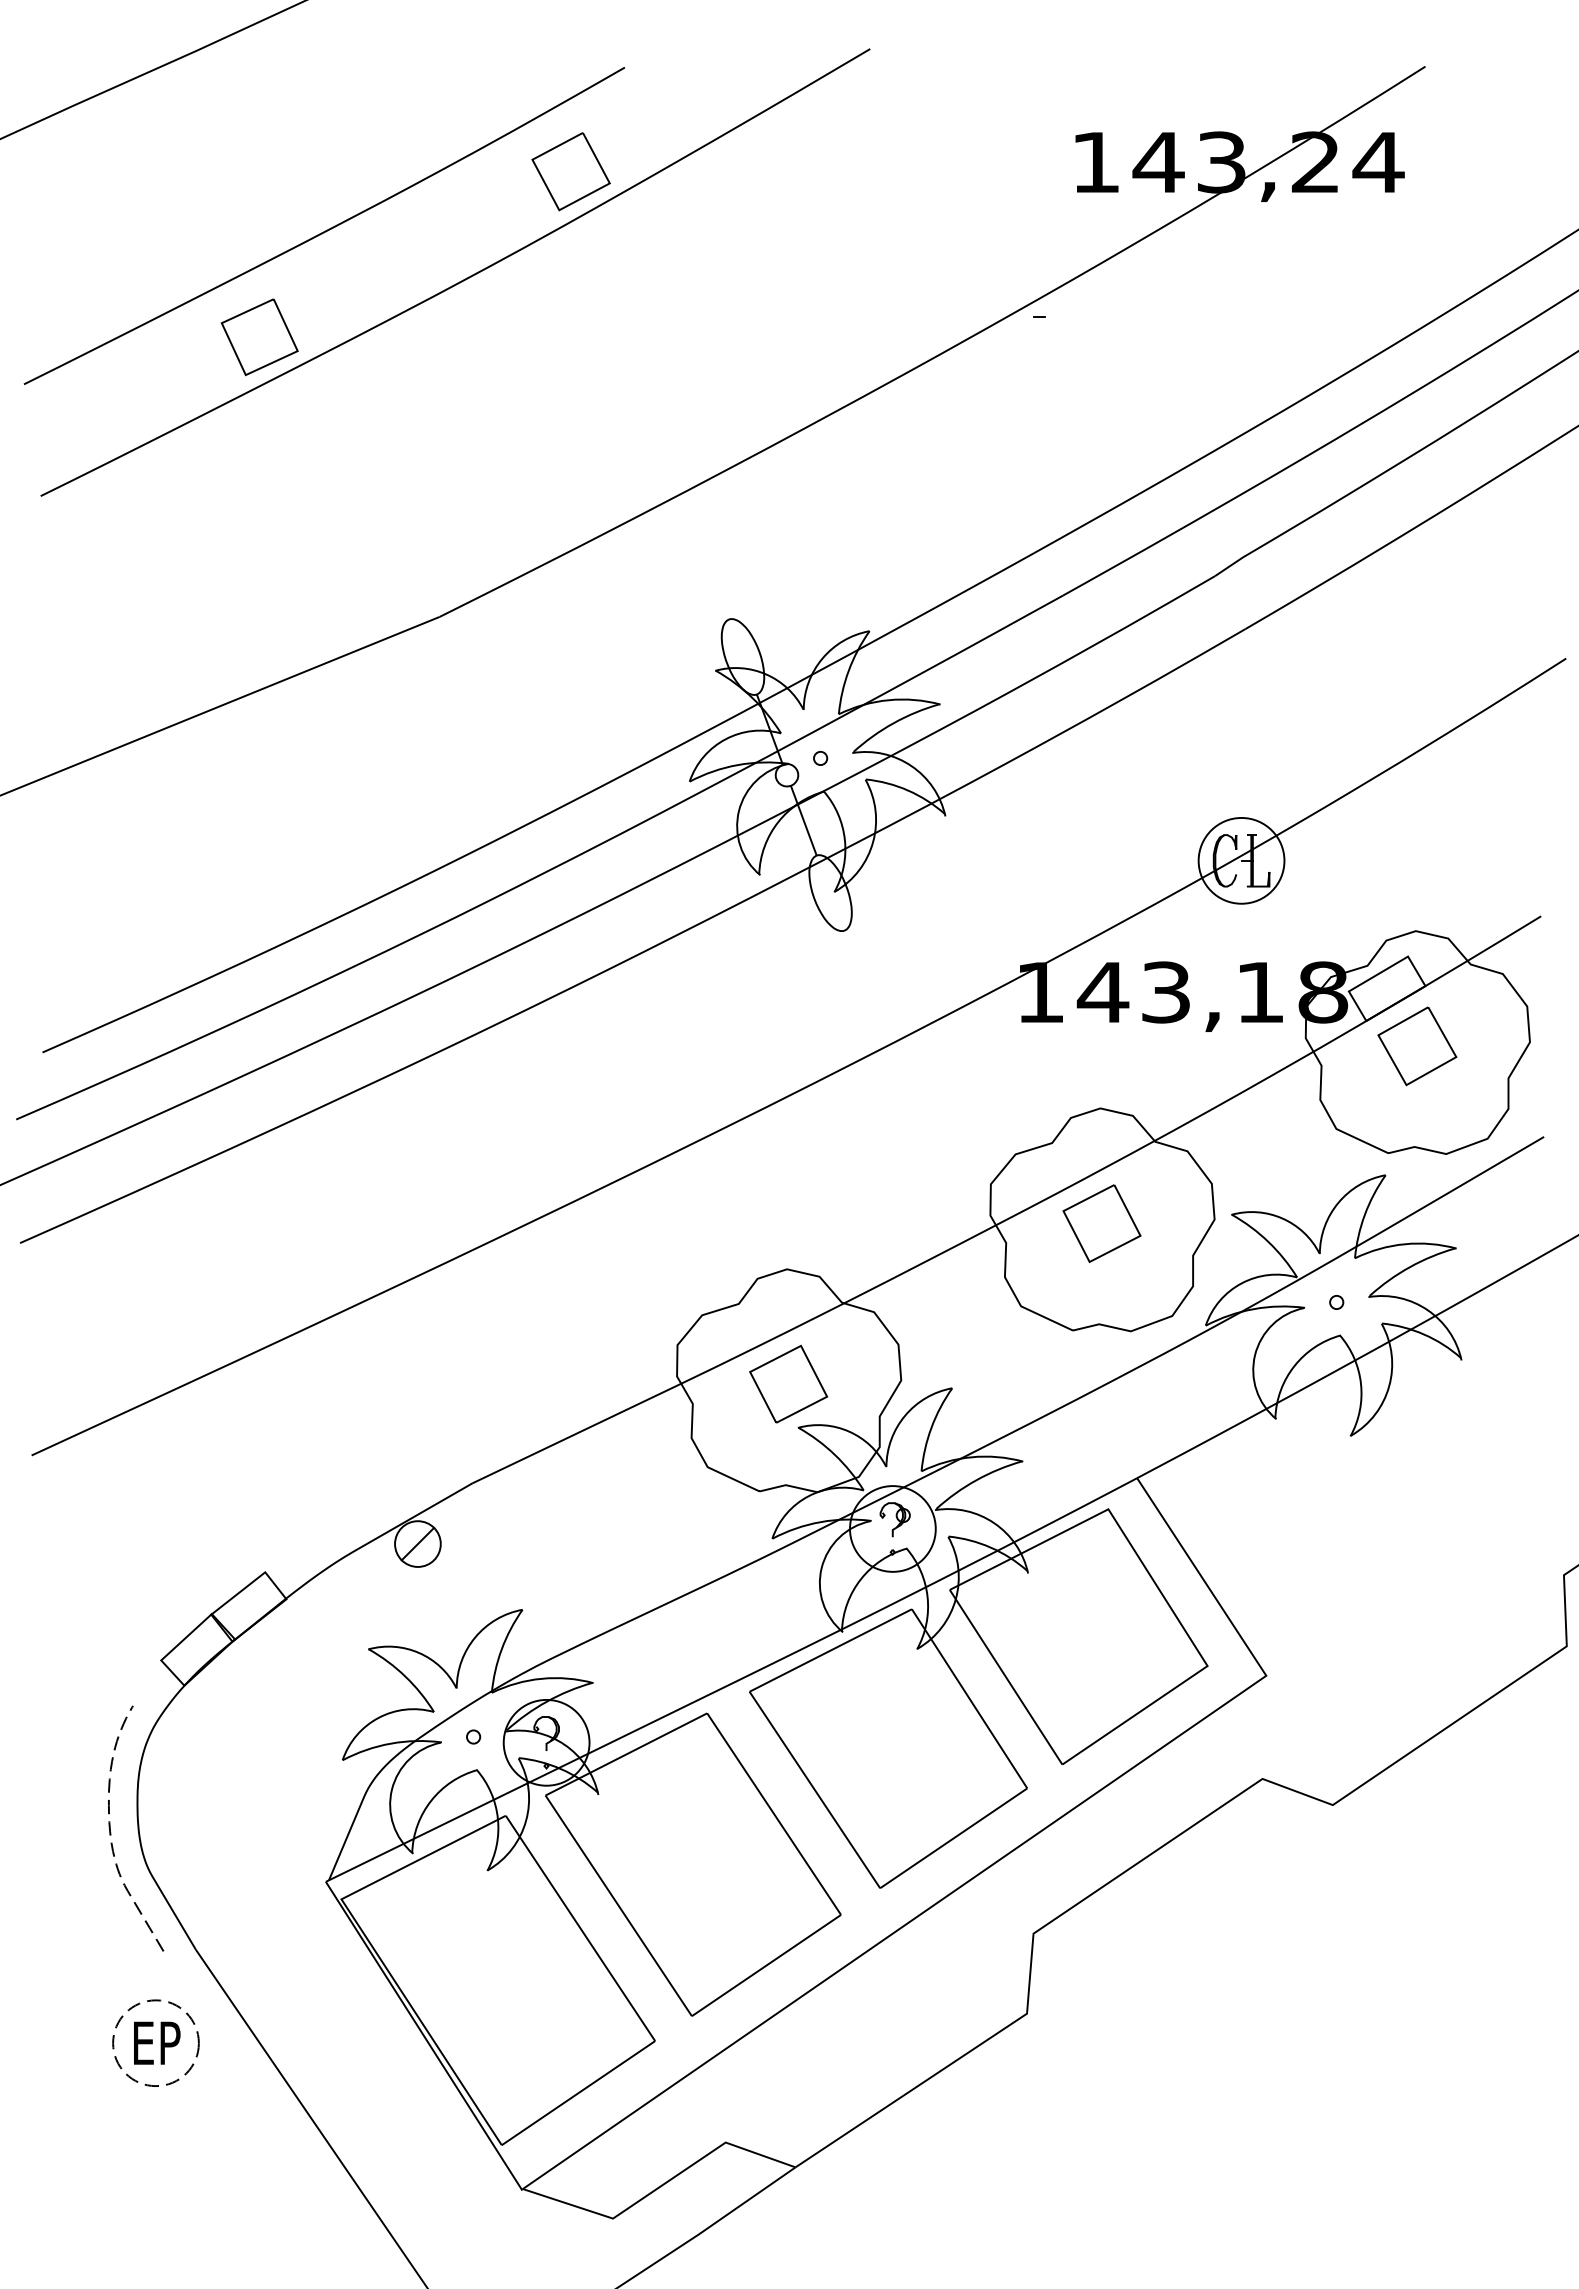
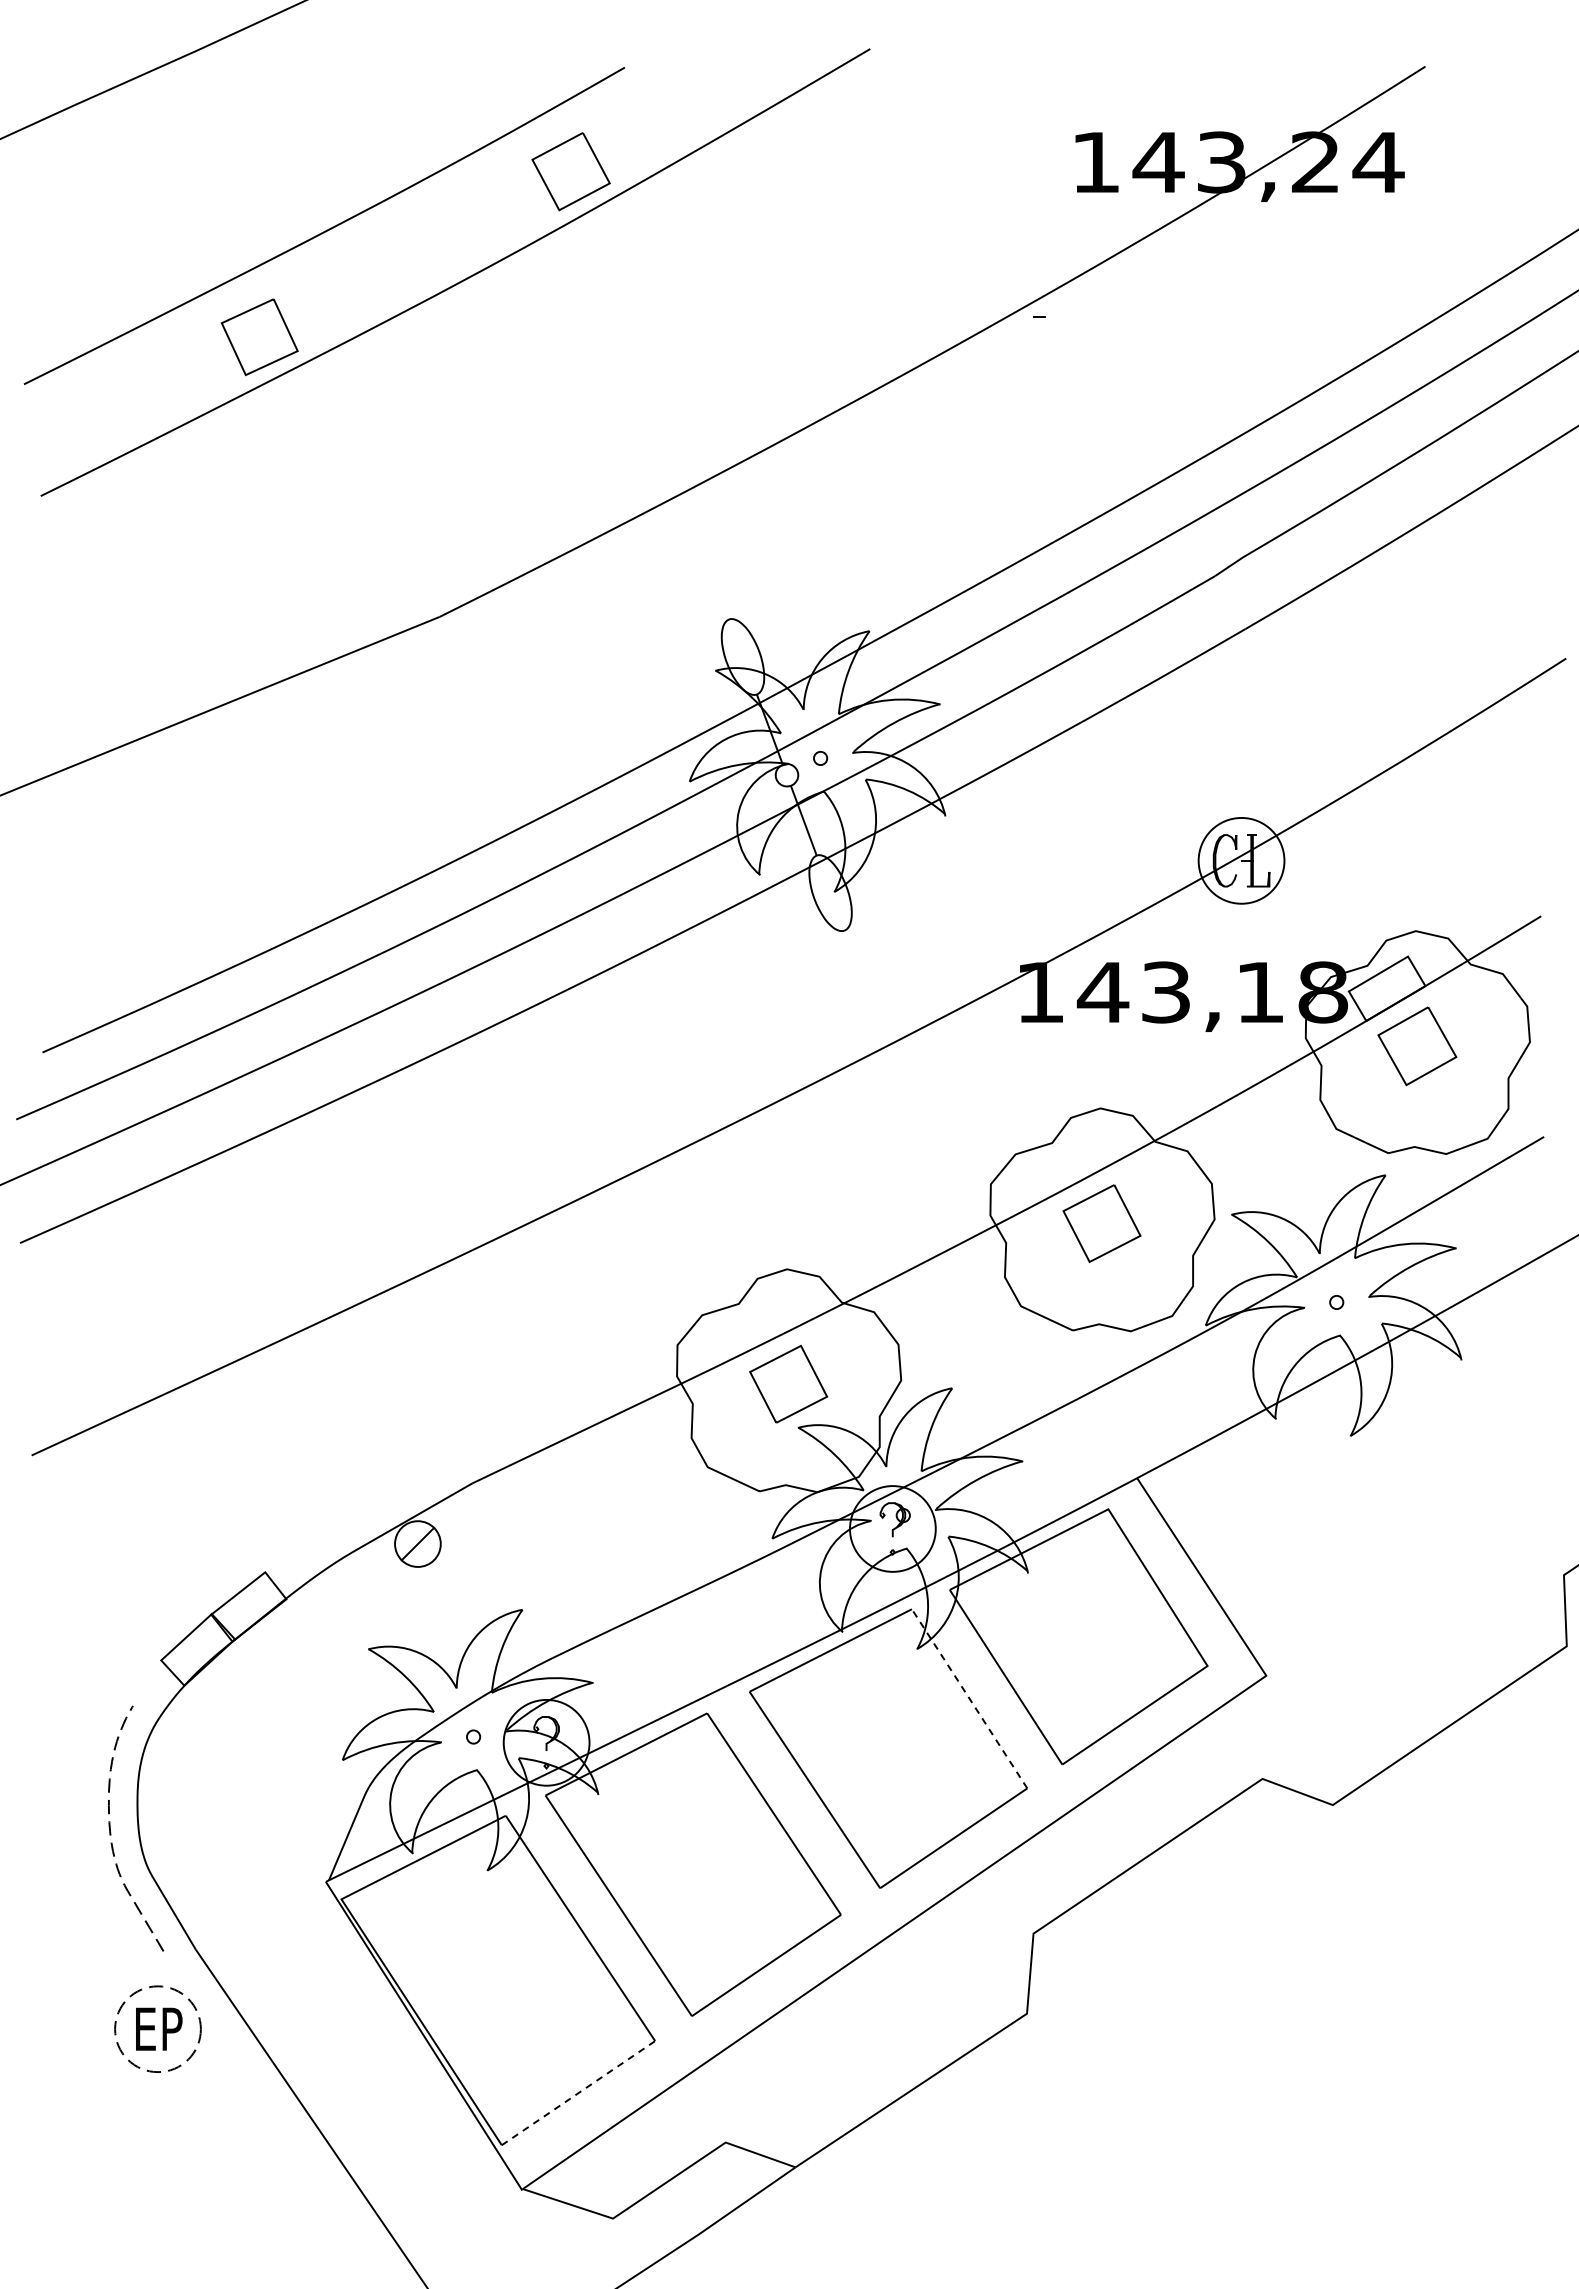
line: solid -> dashed (969, 1698)
part position: (155, 2042) -> (157, 2028) (157, 2028)
line: solid -> dashed (578, 2093)
